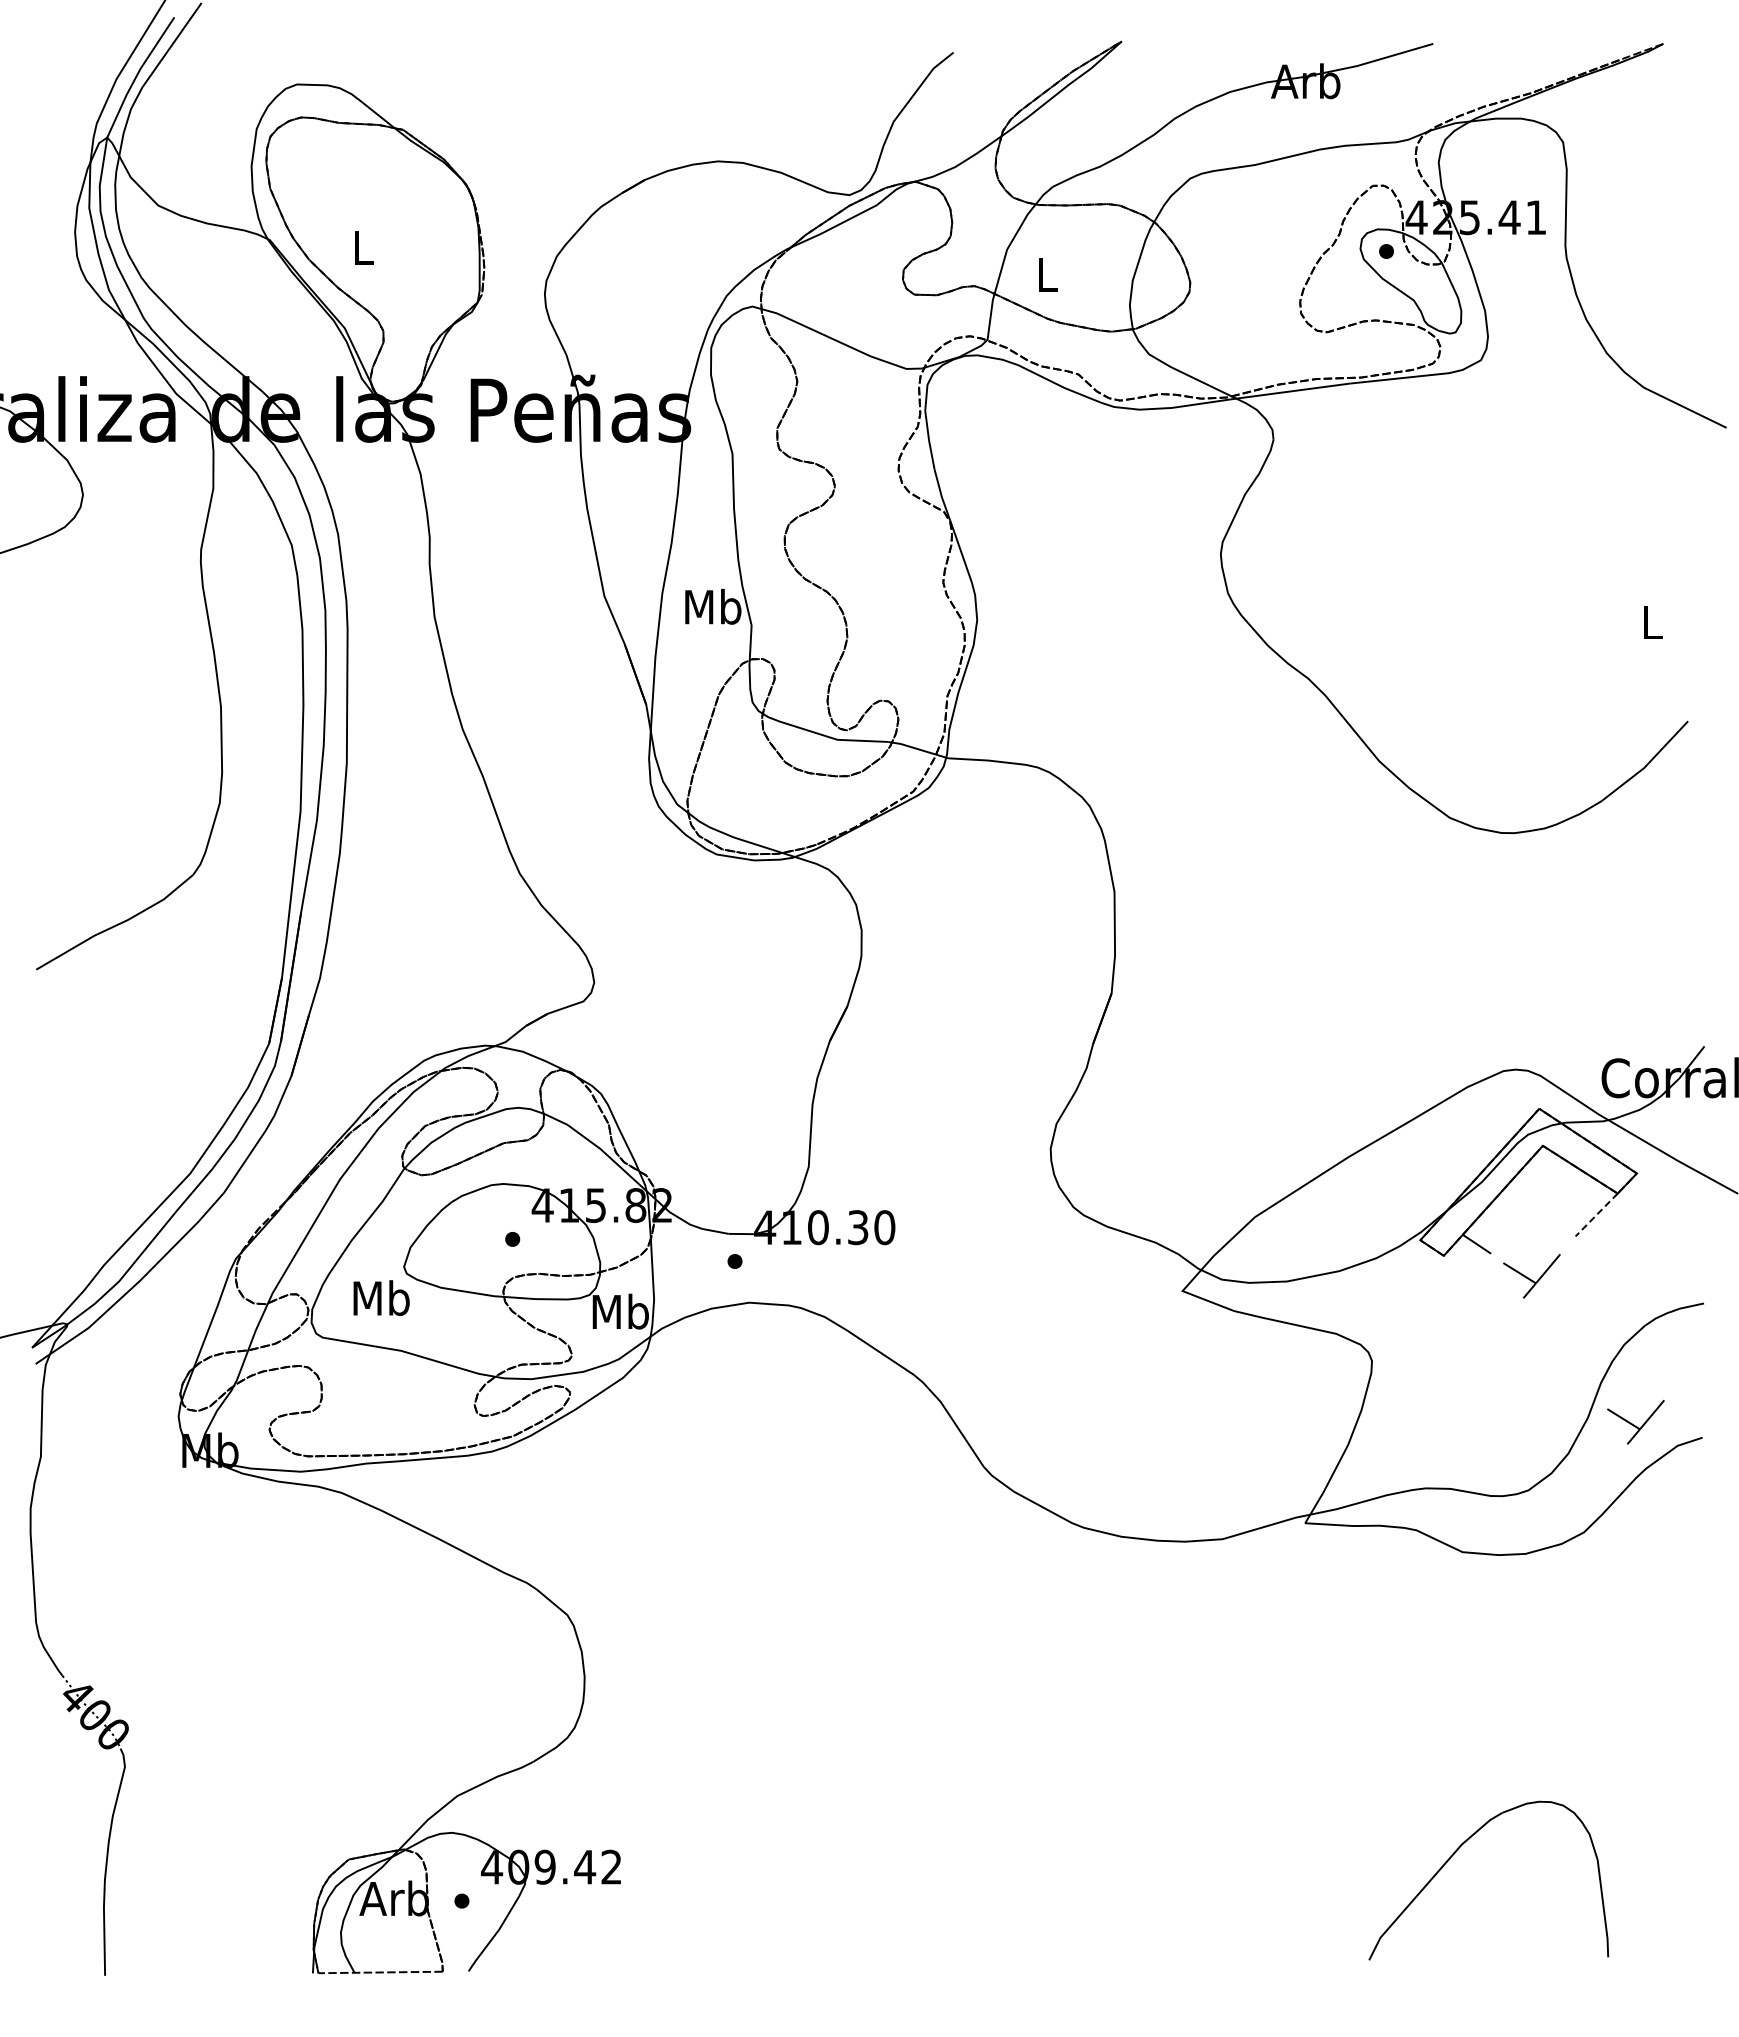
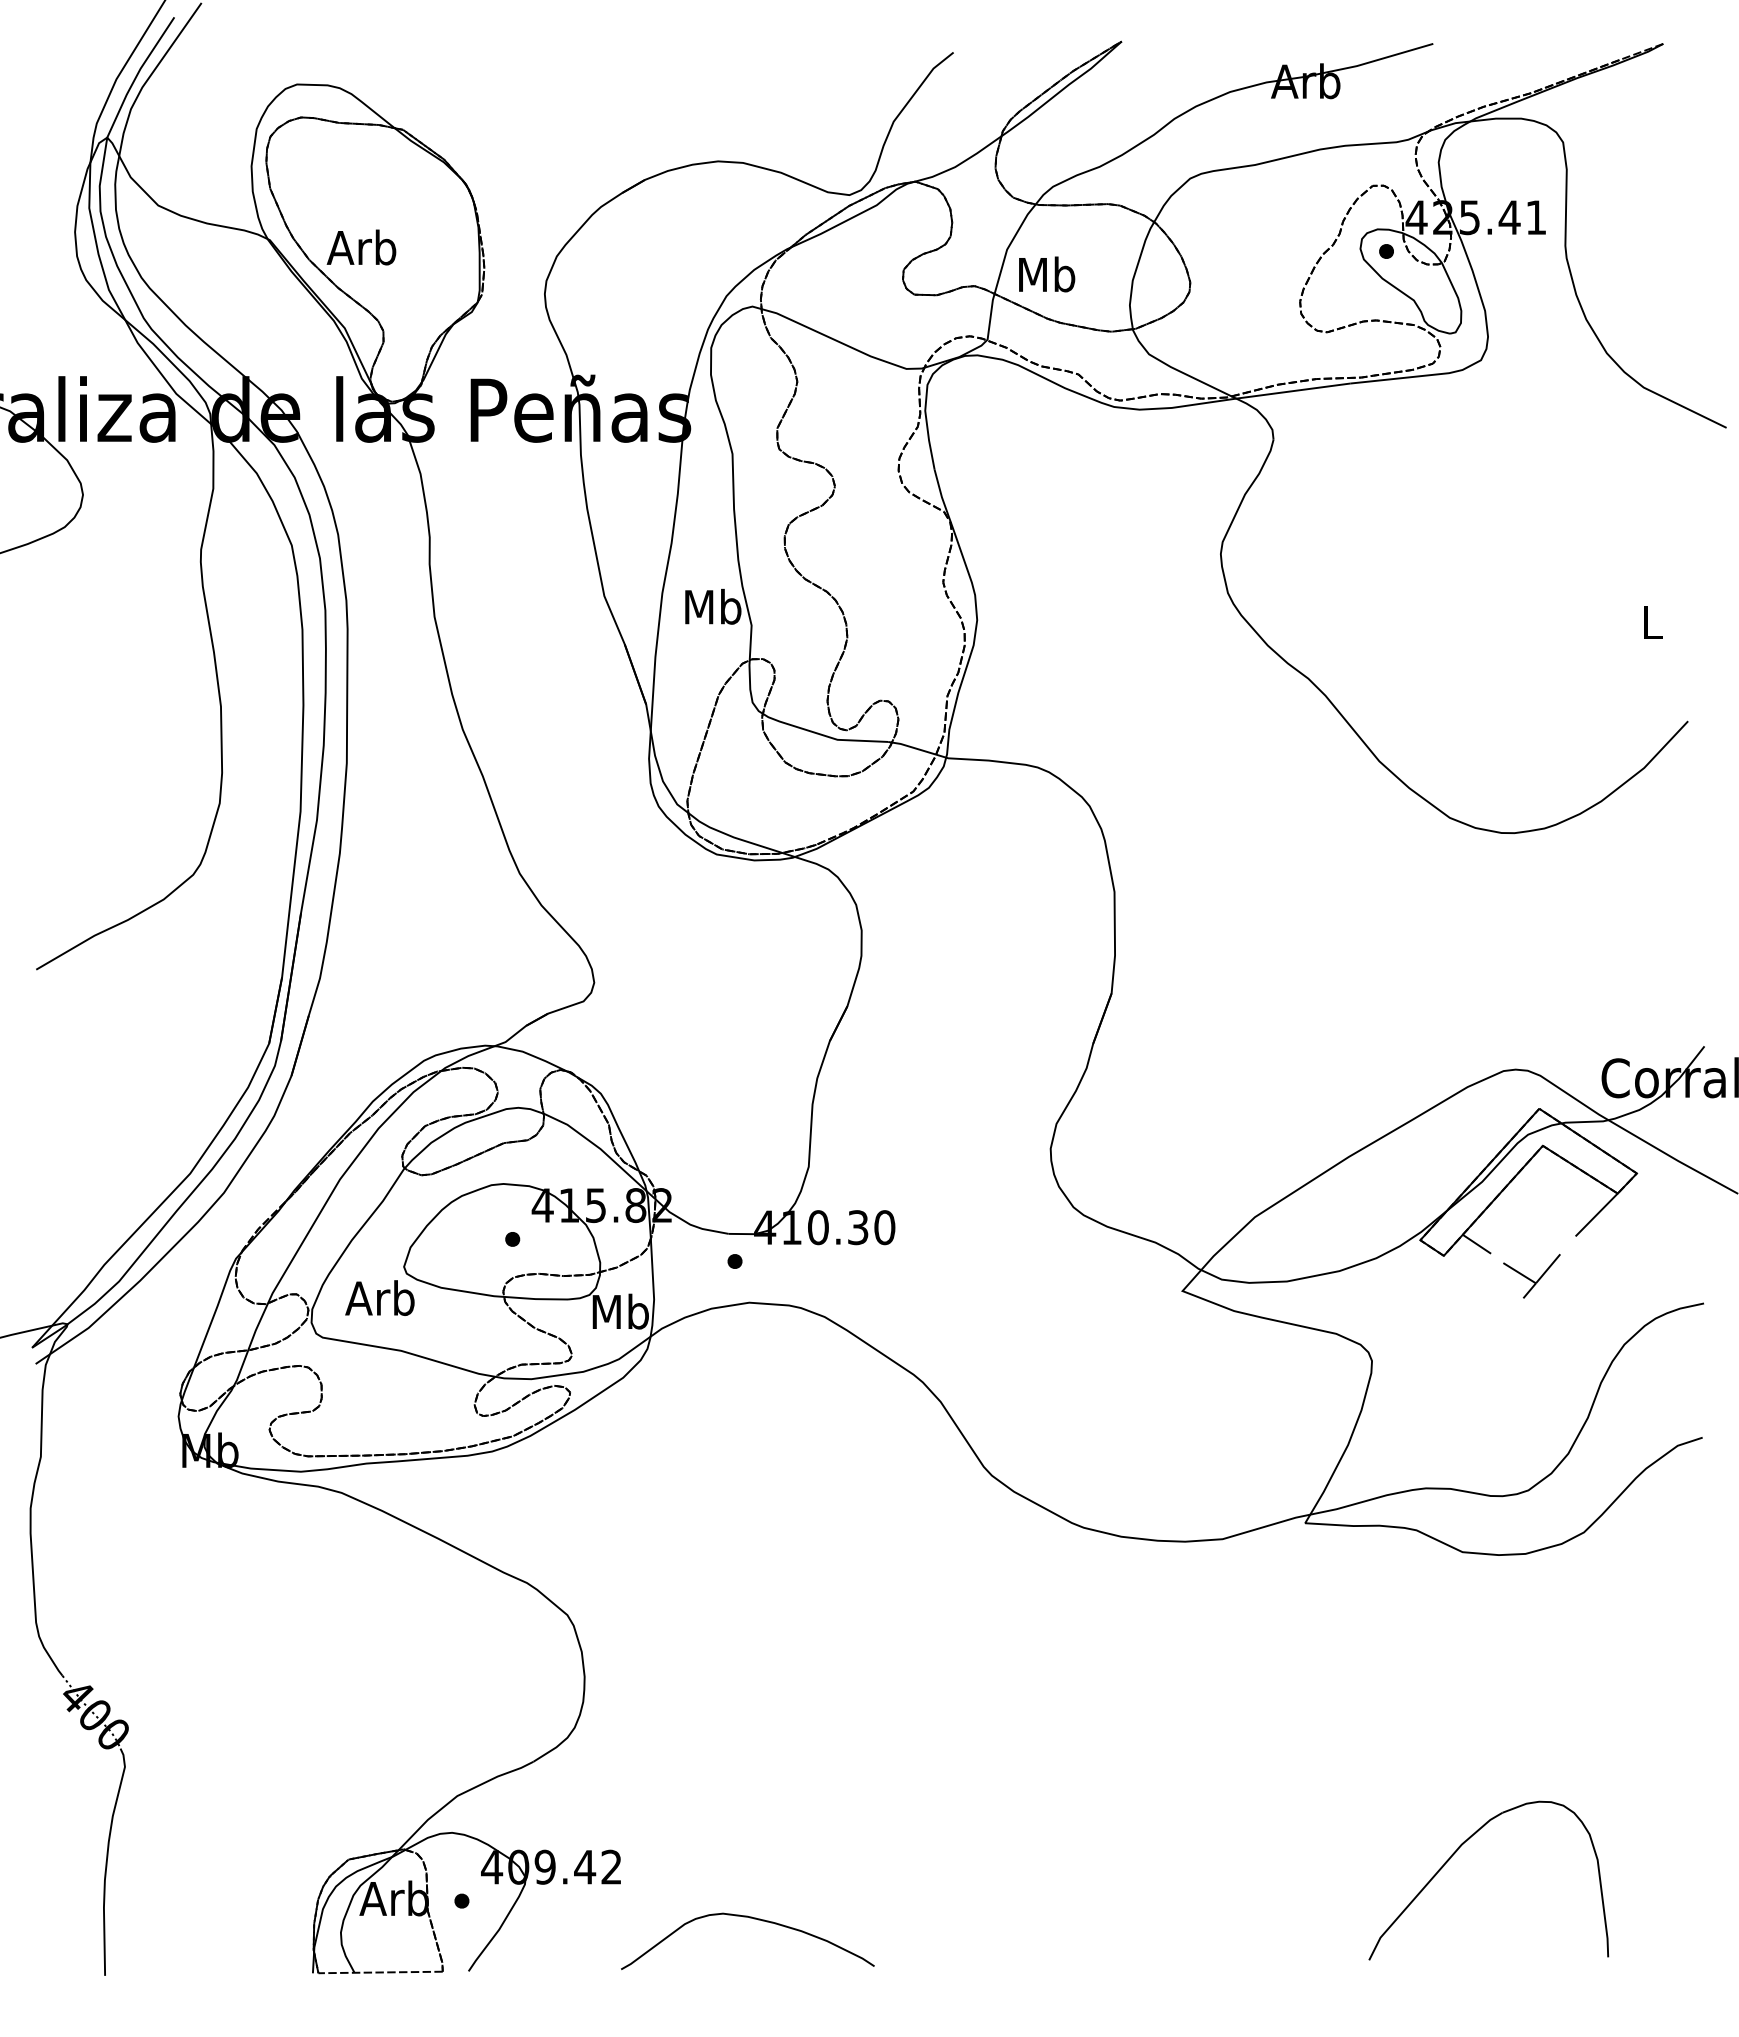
text: L -> Arb (361, 247)
text: L -> Mb (1047, 274)
line: dashed -> solid (1596, 1215)
text: Mb -> Arb (379, 1298)
part: present -> none (1635, 1422)
curve: none -> present (749, 1918)
